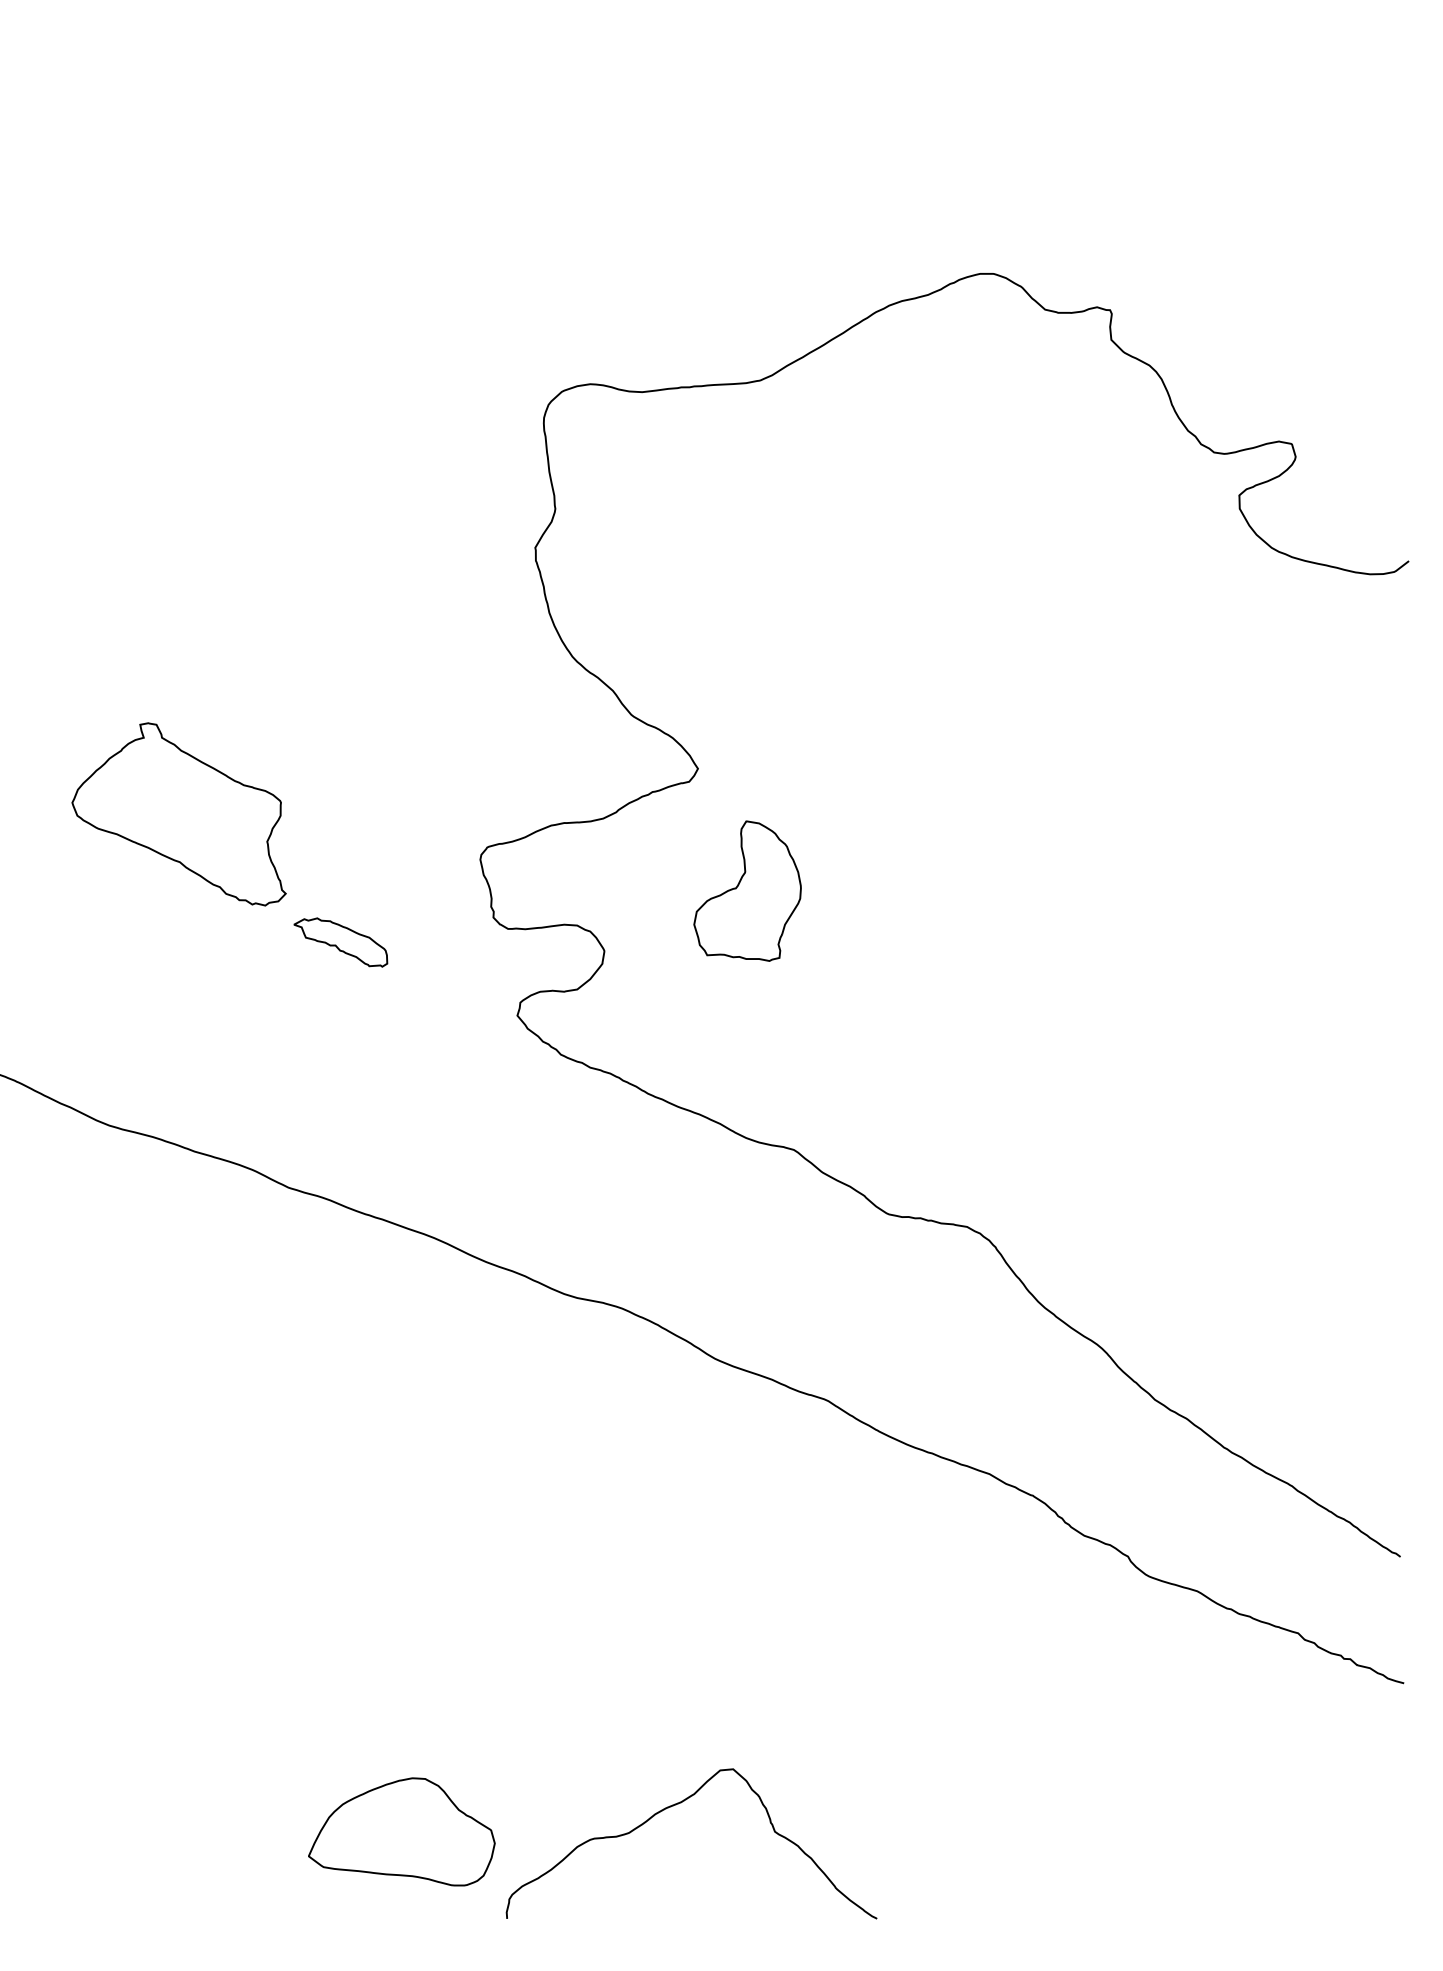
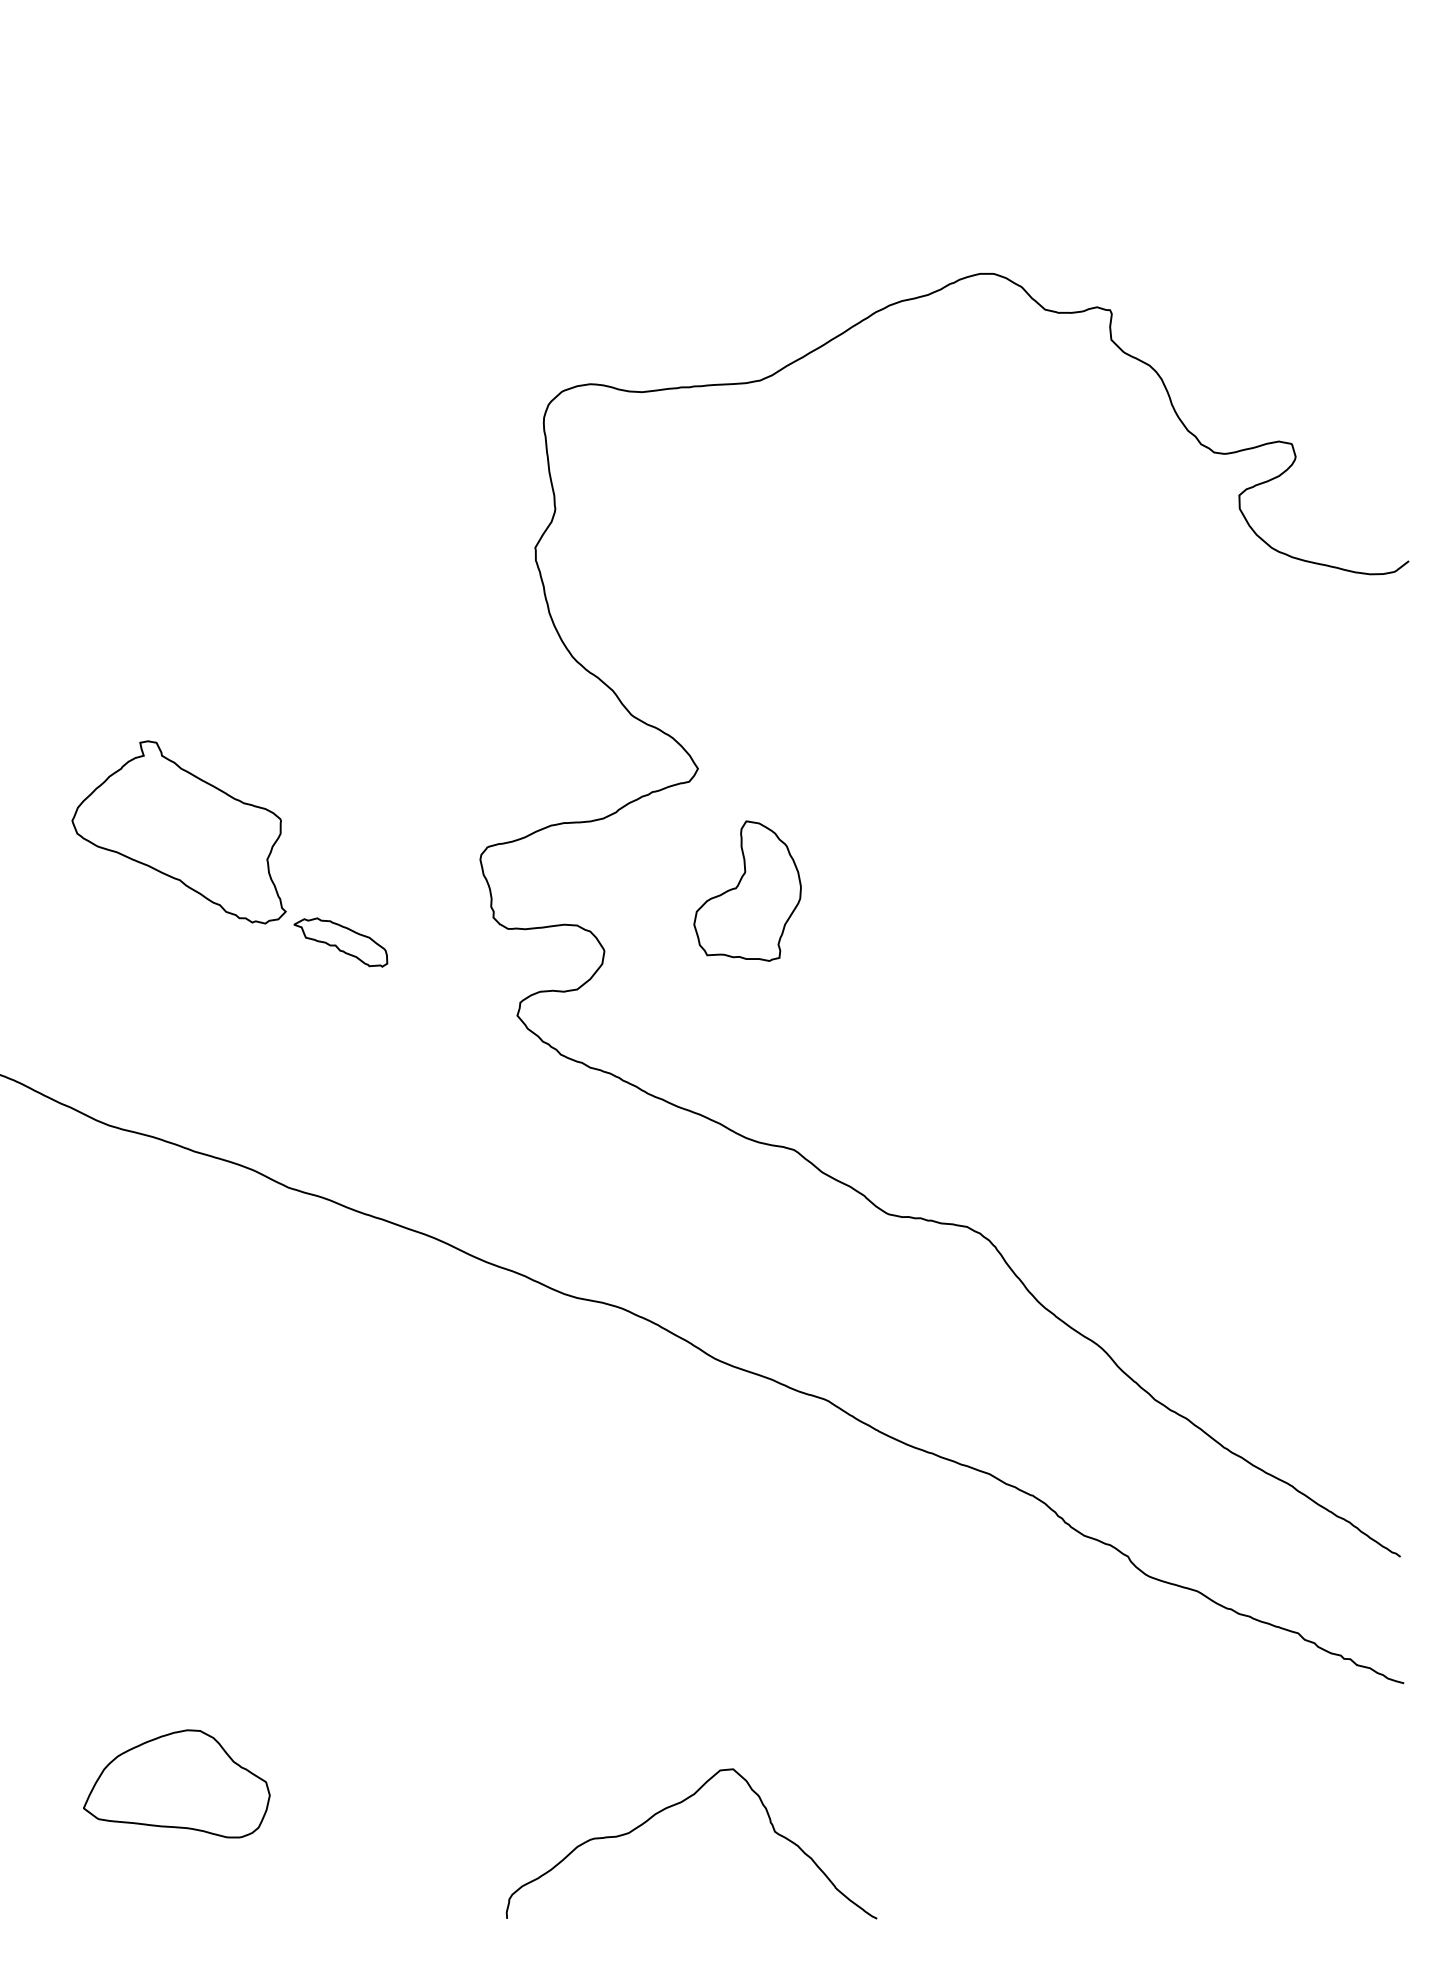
part position: (178, 814) -> (178, 832) (178, 832)
part position: (401, 1831) -> (176, 1783) (176, 1783)
